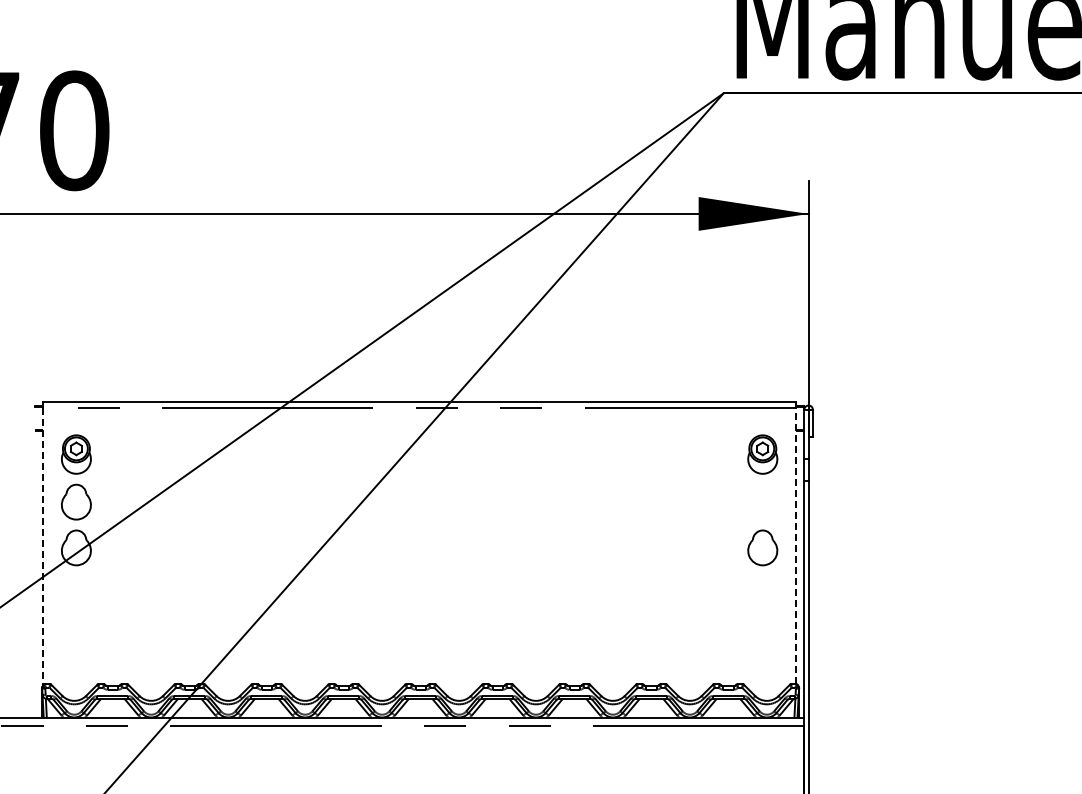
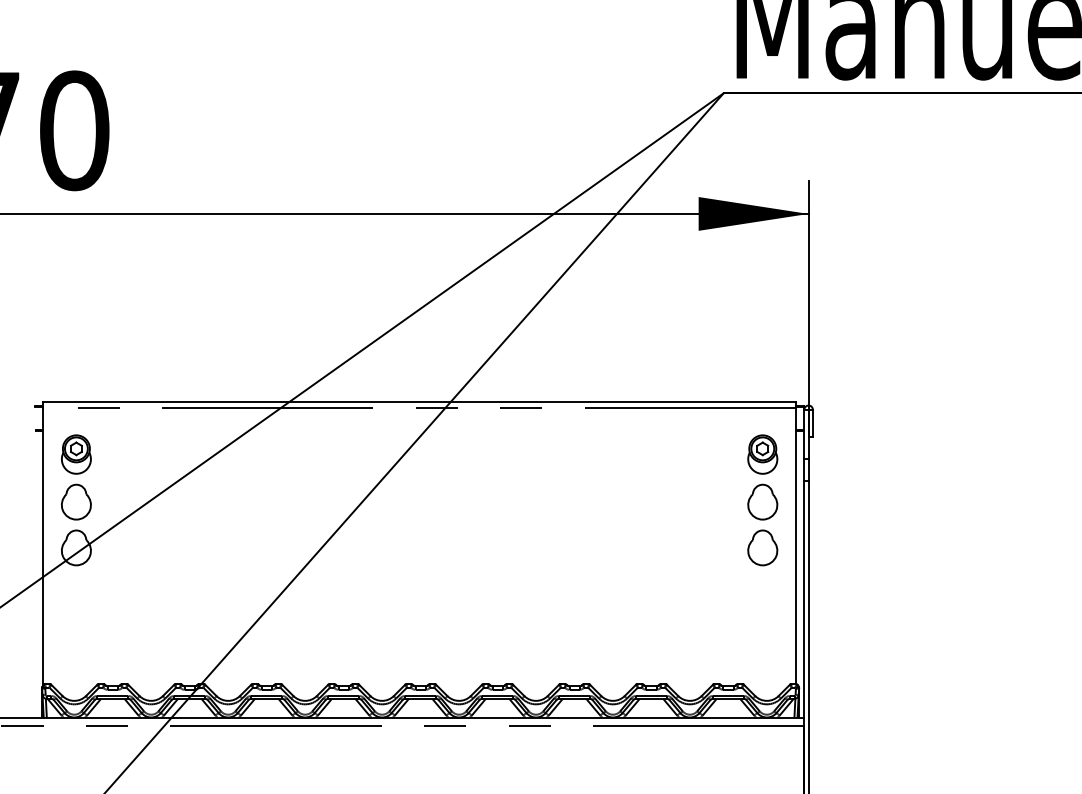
part: none -> present (762, 501)
line: dashed -> solid (43, 546)
line: dashed -> solid (796, 546)
